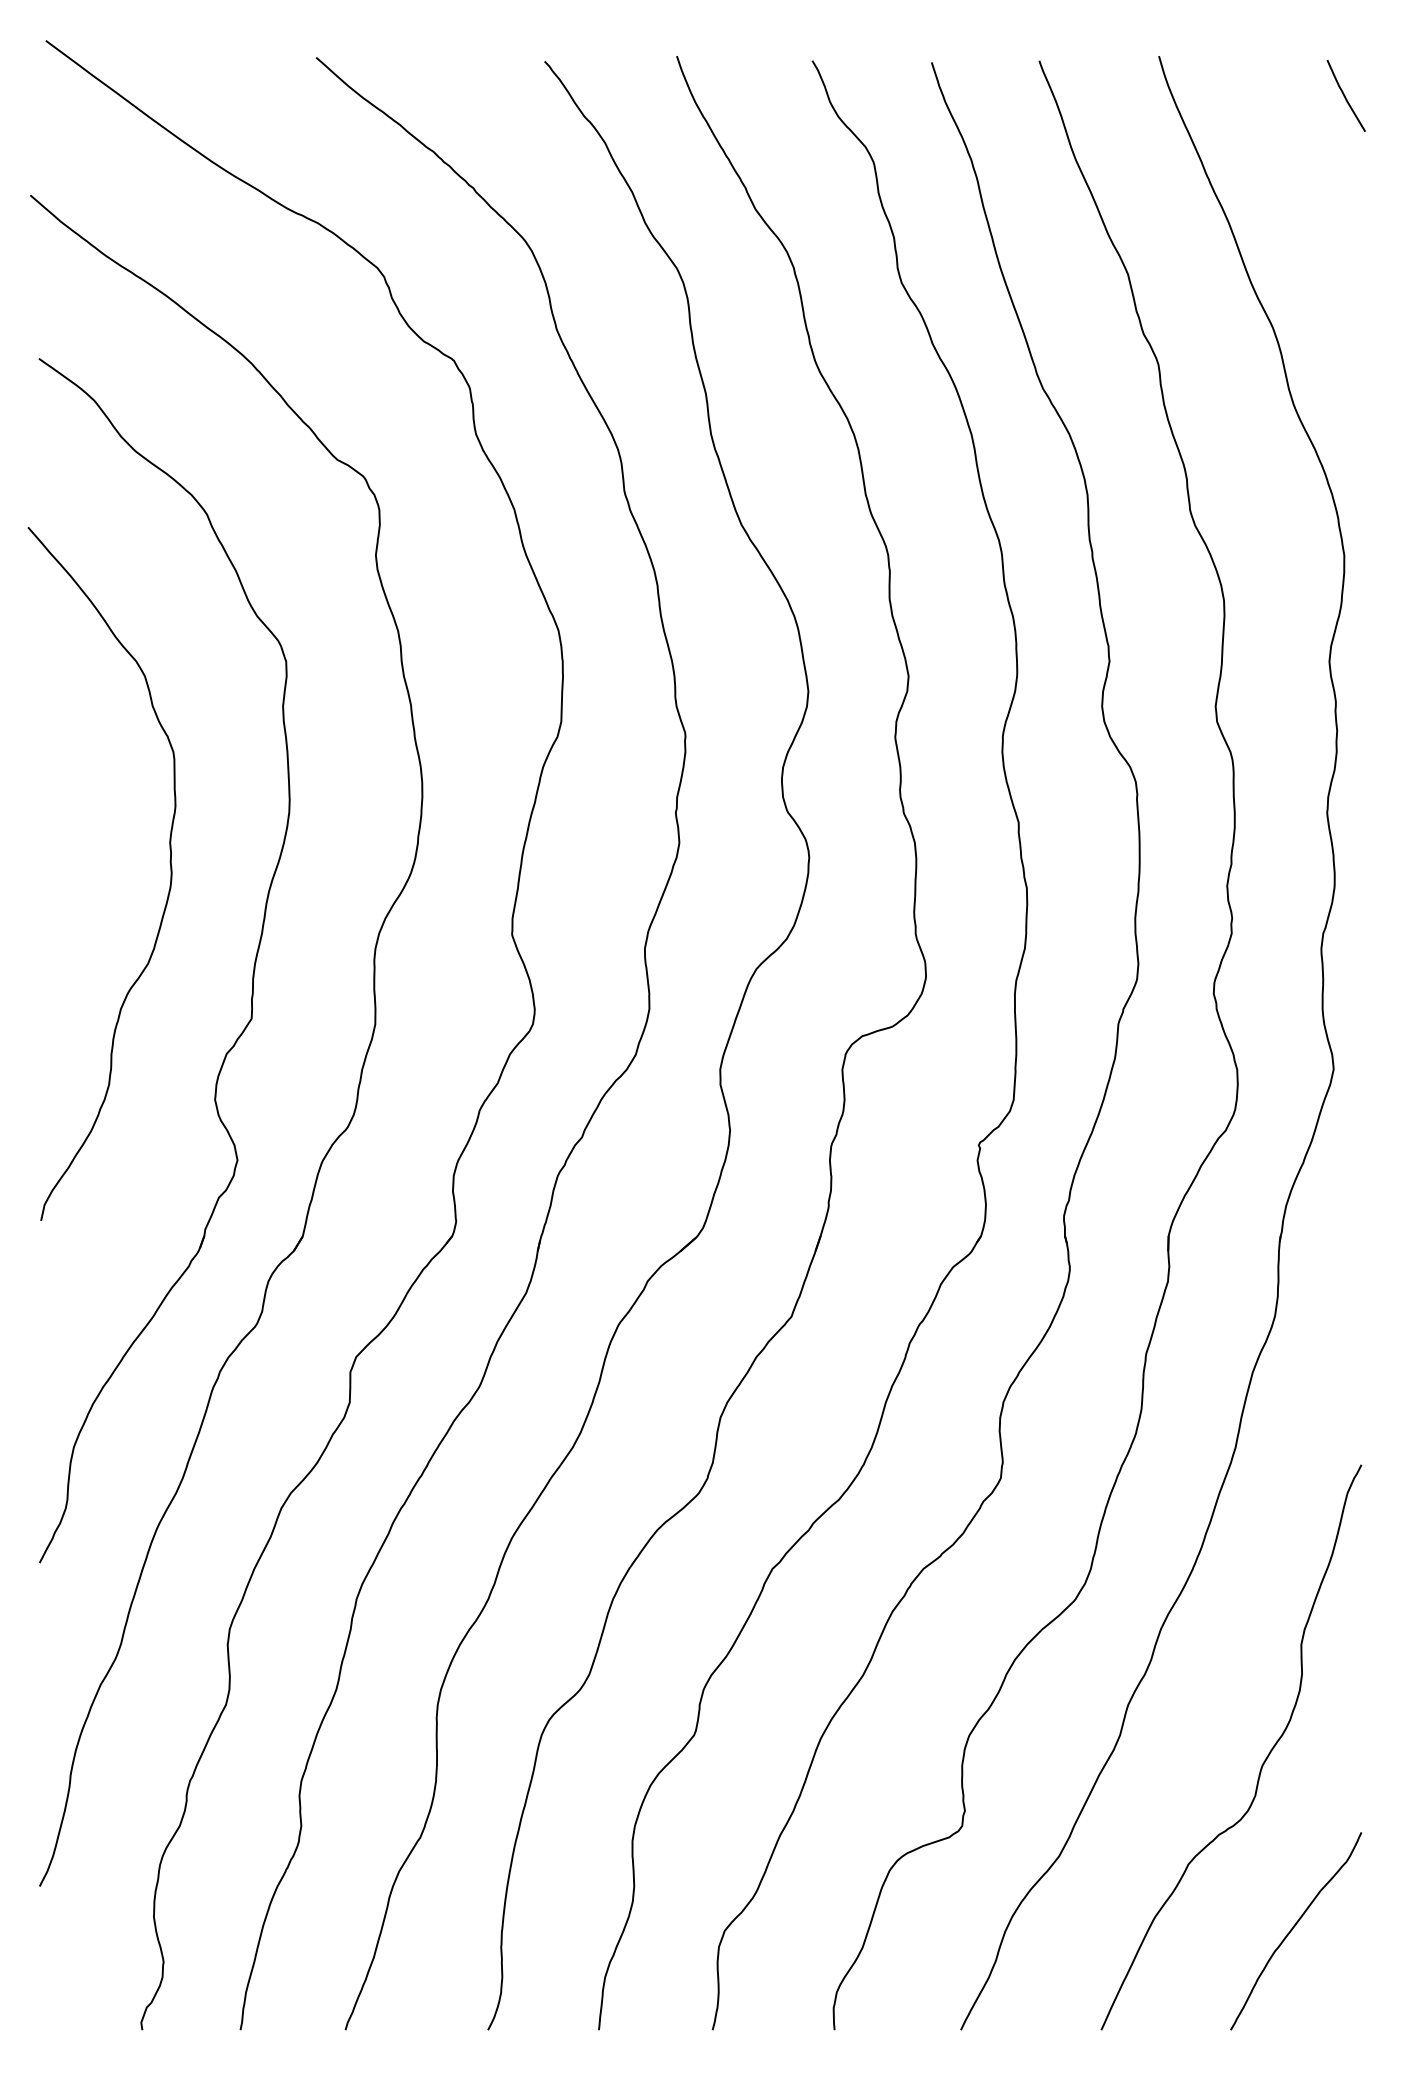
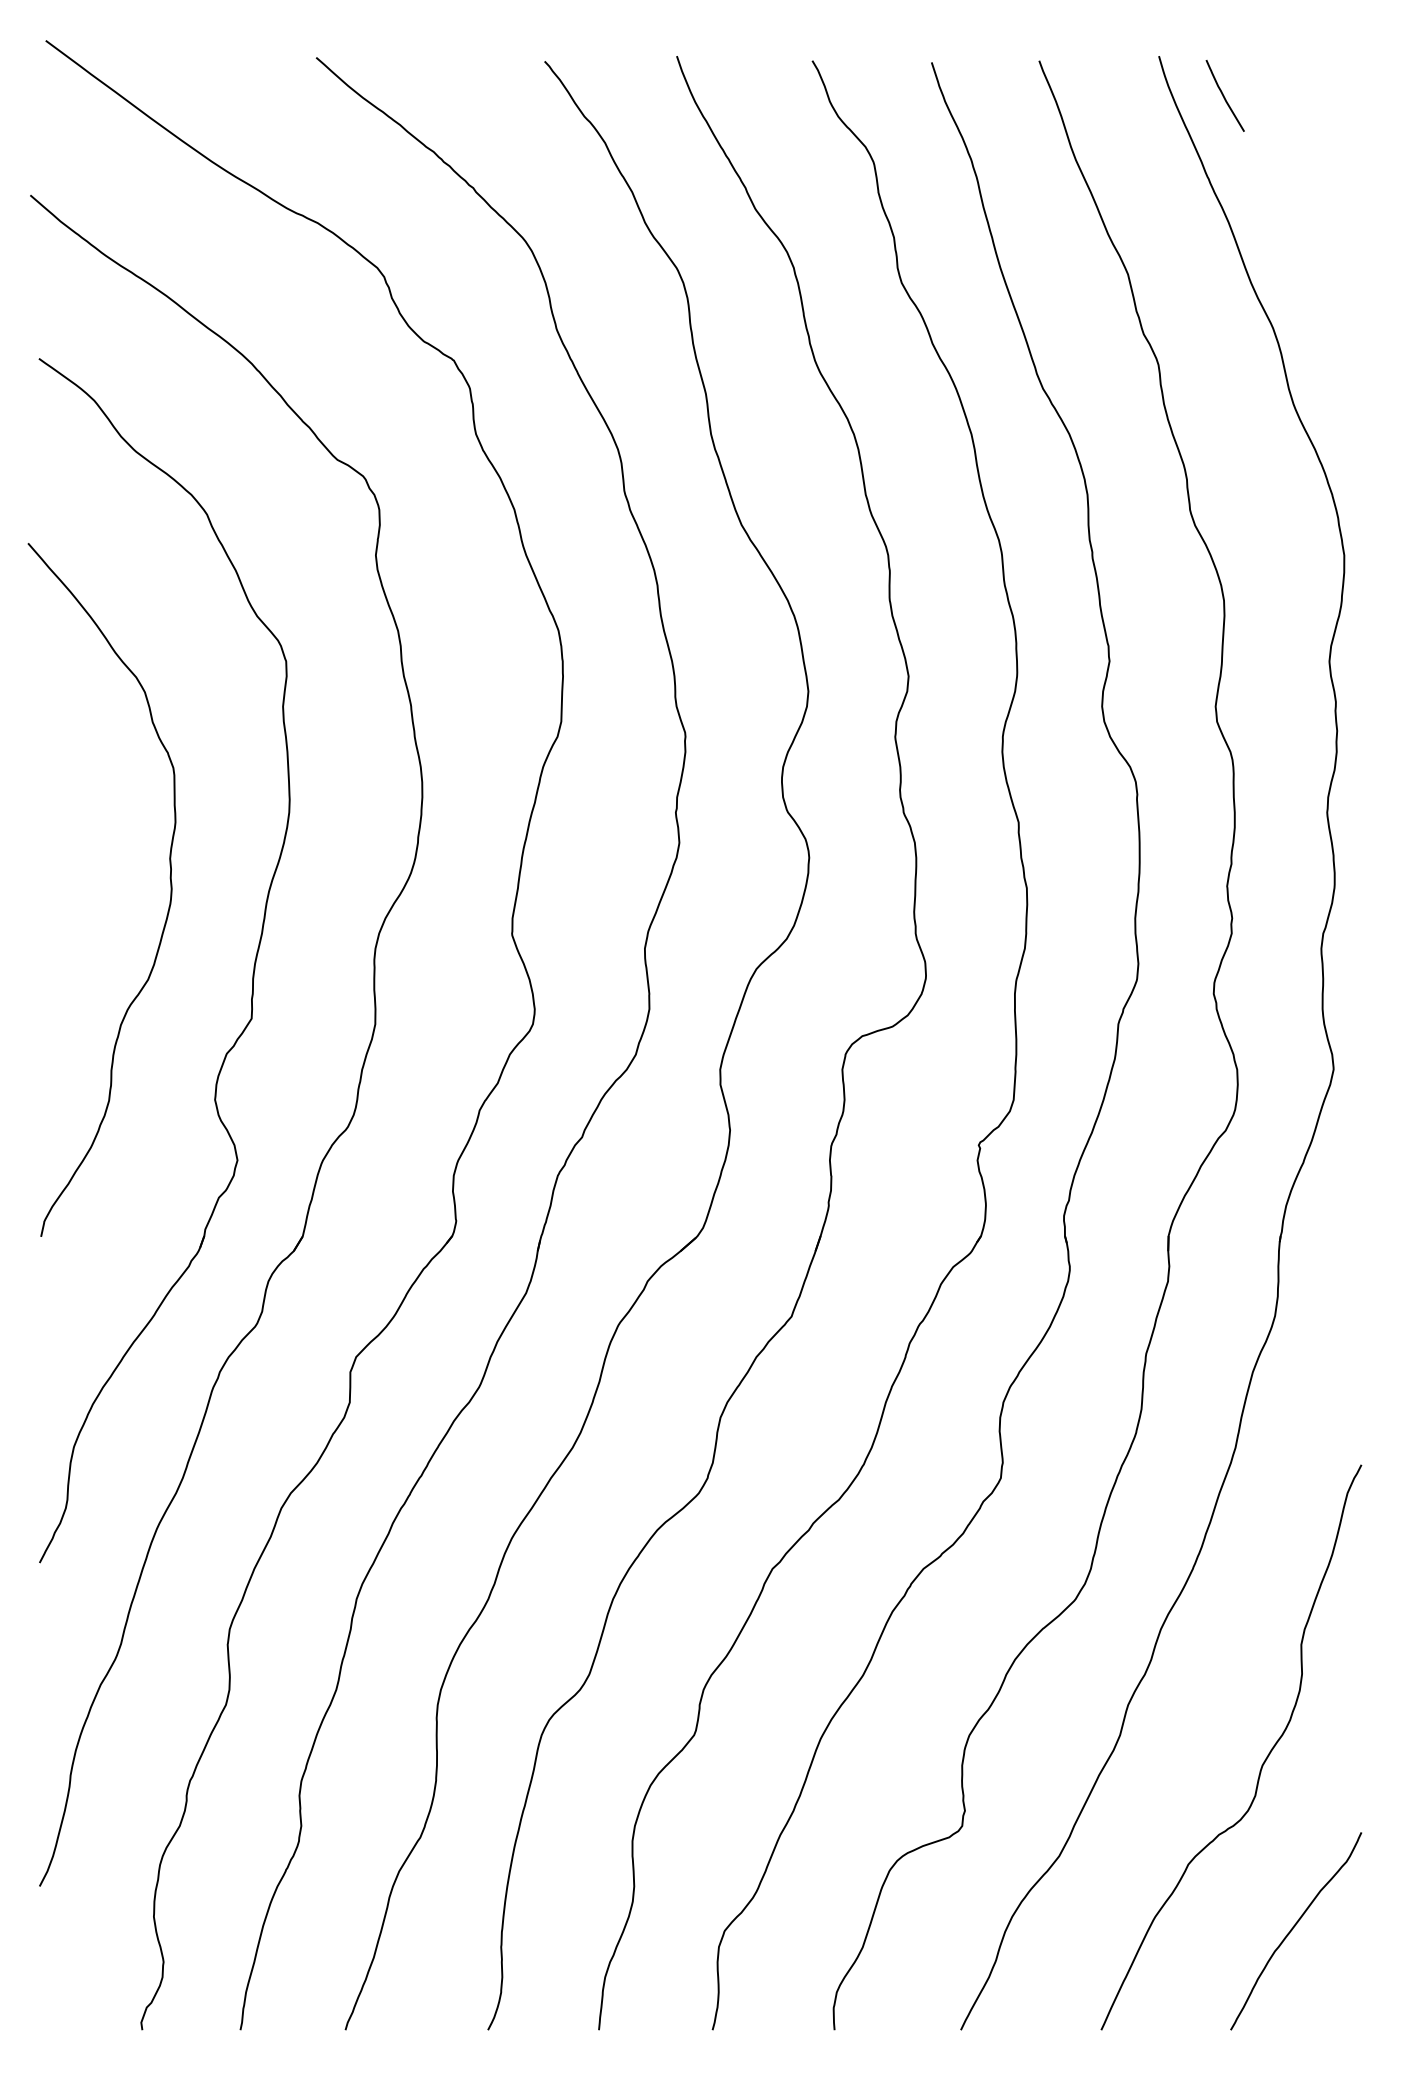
curve position: (1345, 95) -> (1224, 95) (1224, 95)
curve position: (169, 862) -> (169, 878) (169, 878)
